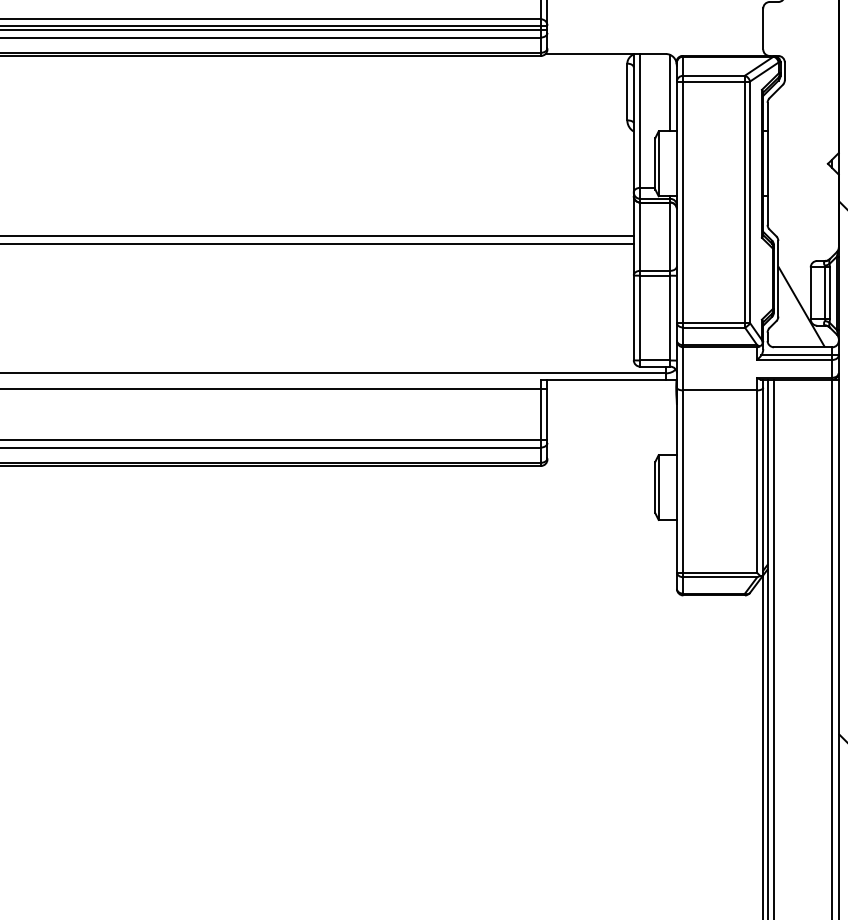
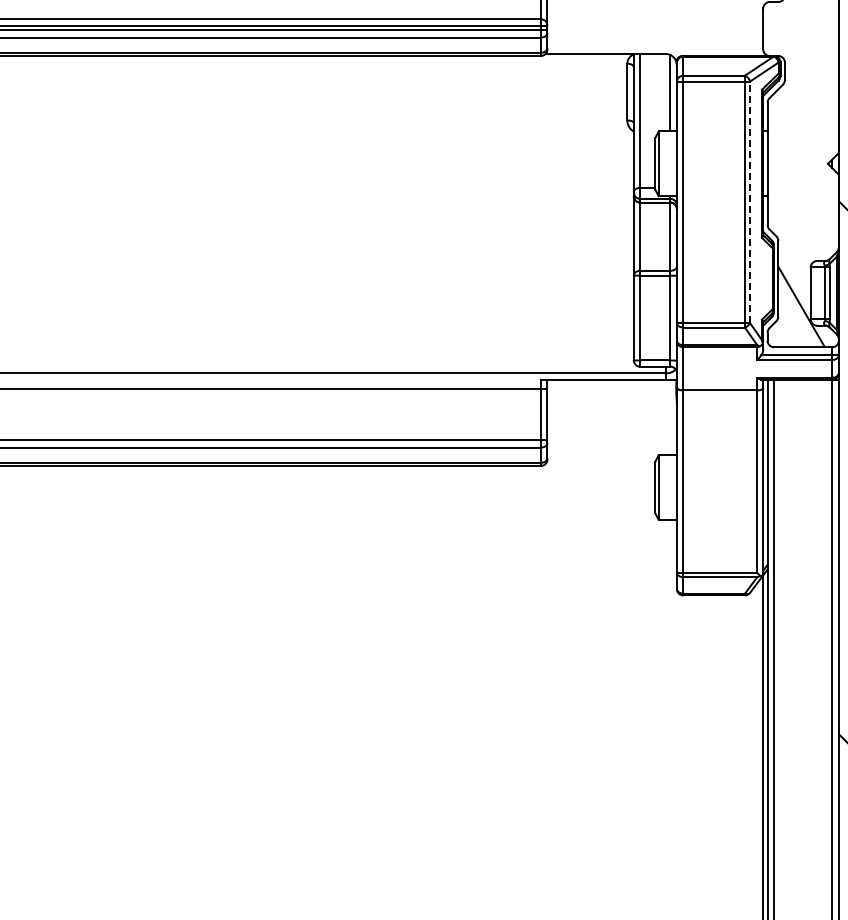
line: solid -> dashed (750, 202)
line: present -> none (317, 235)
line: present -> none (317, 244)
